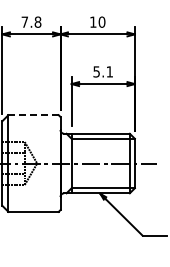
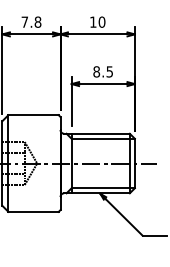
text: 5.1 -> 8.5 (102, 71)
line: dashed -> solid (34, 115)
